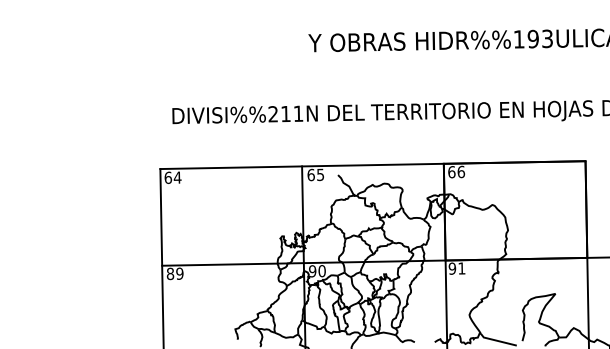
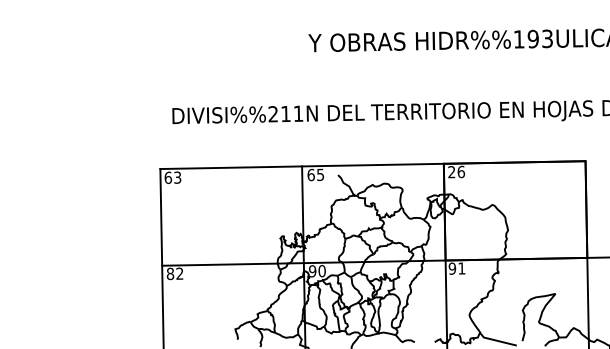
text: 66 -> 26 (451, 172)
text: 64 -> 63 (177, 177)
text: 89 -> 82 (179, 273)
